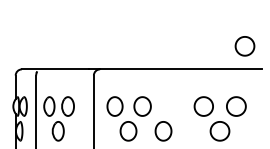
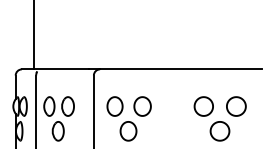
line: none -> present (34, 35)
part: present -> none (244, 46)
part: present -> none (163, 131)
